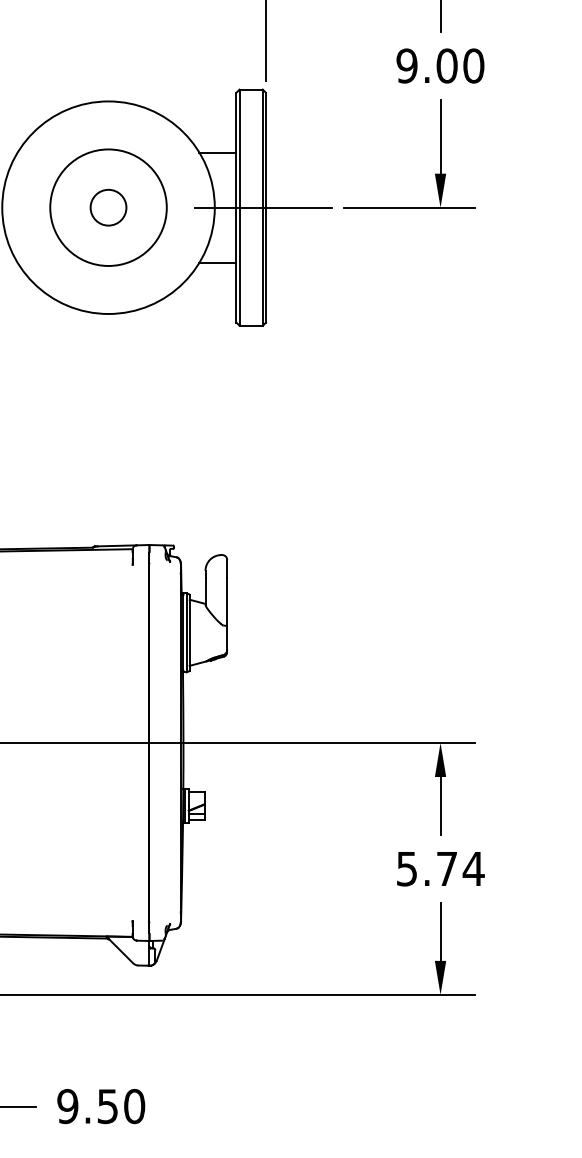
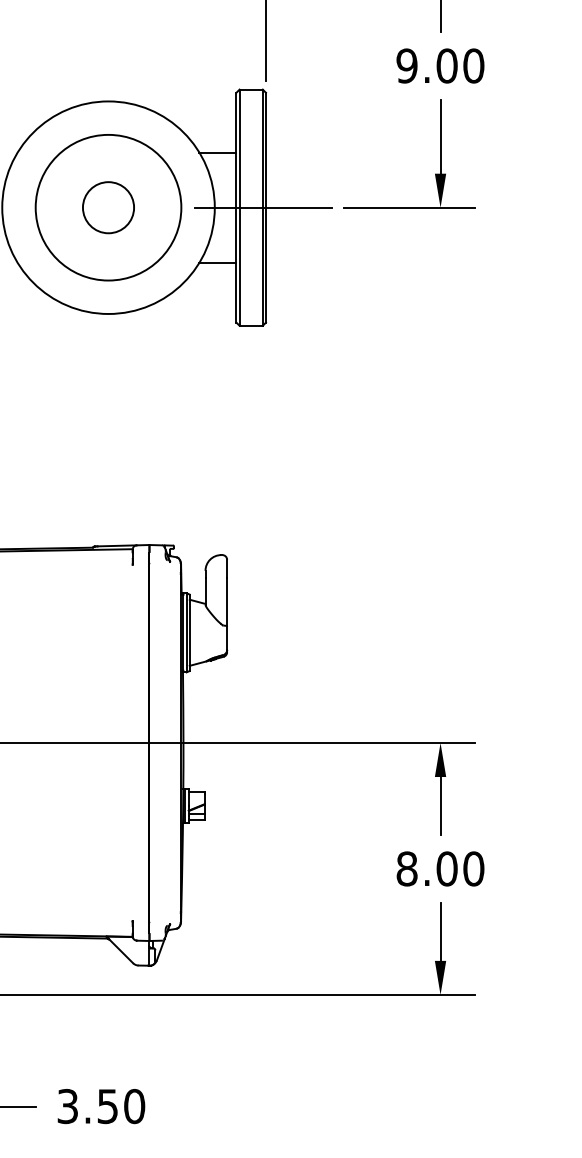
circle diameter: 117 px -> 146 px (108, 207)
circle diameter: 36 px -> 51 px (108, 207)
text: 5.74 -> 8.00 (440, 868)
text: 9.50 -> 3.50 (67, 1106)
